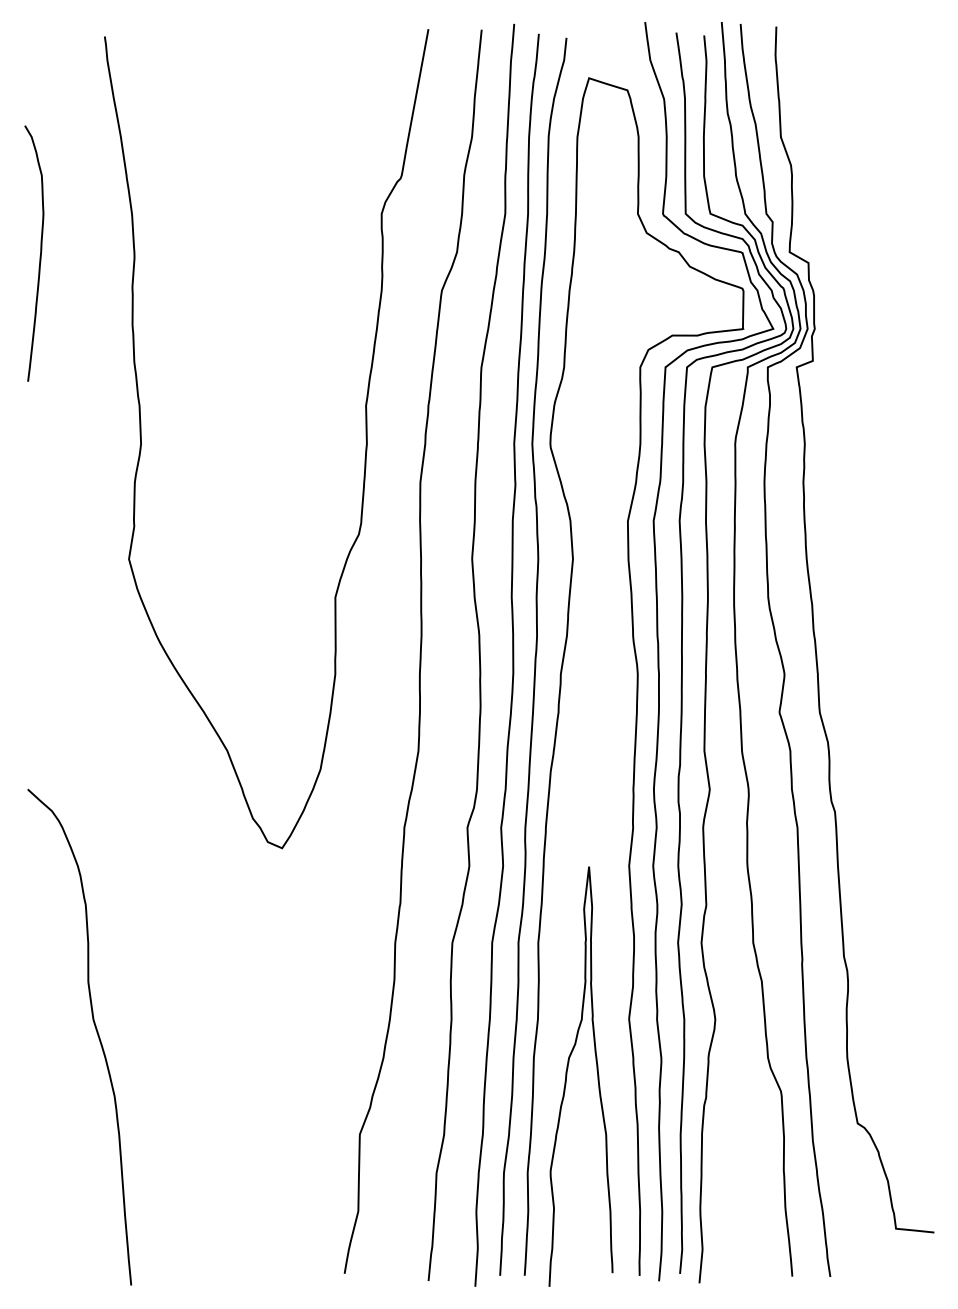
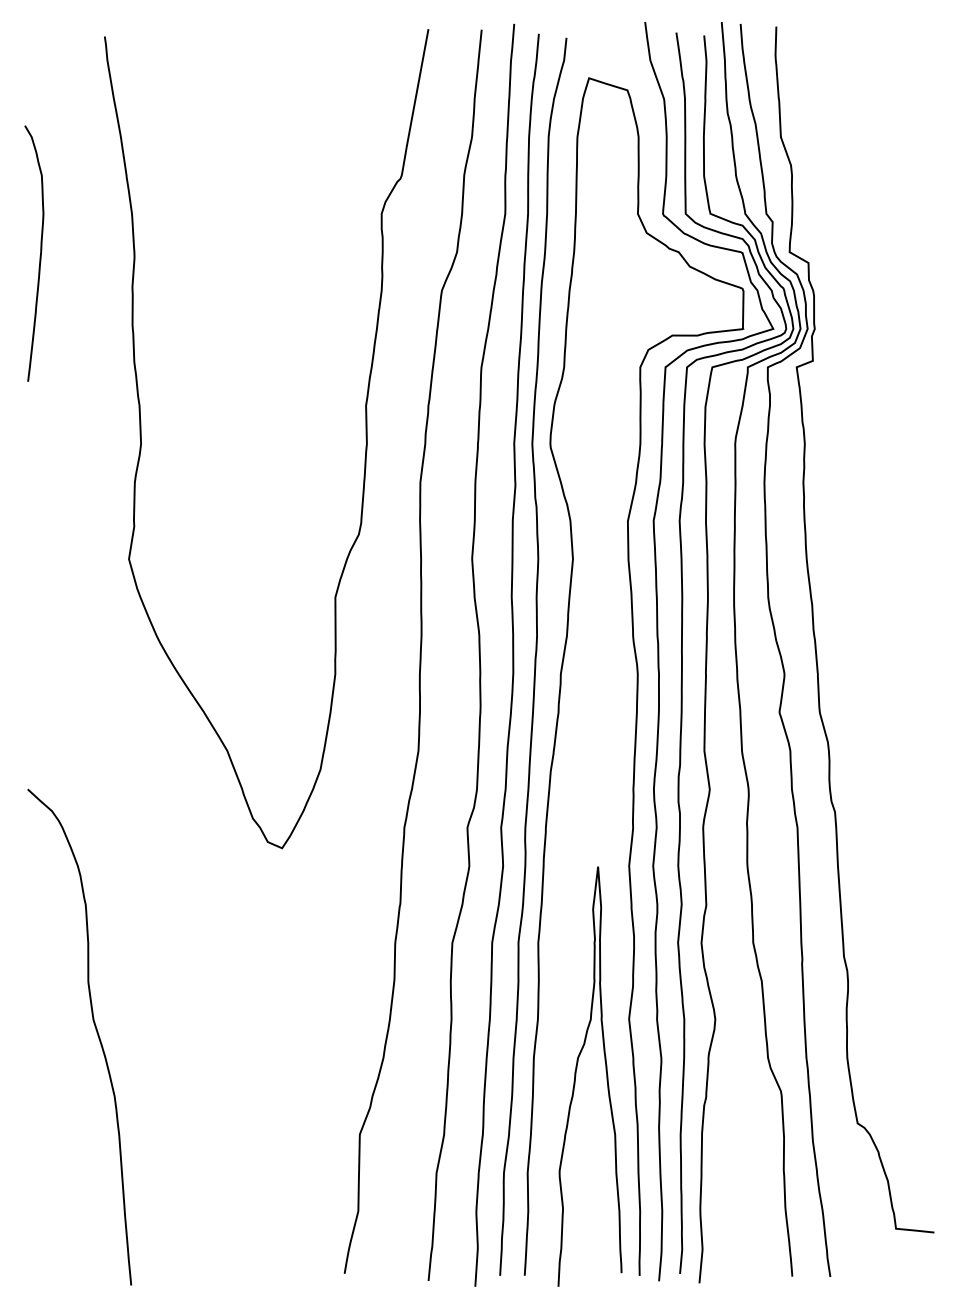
curve position: (567, 1076) -> (576, 1076) (576, 1076)
